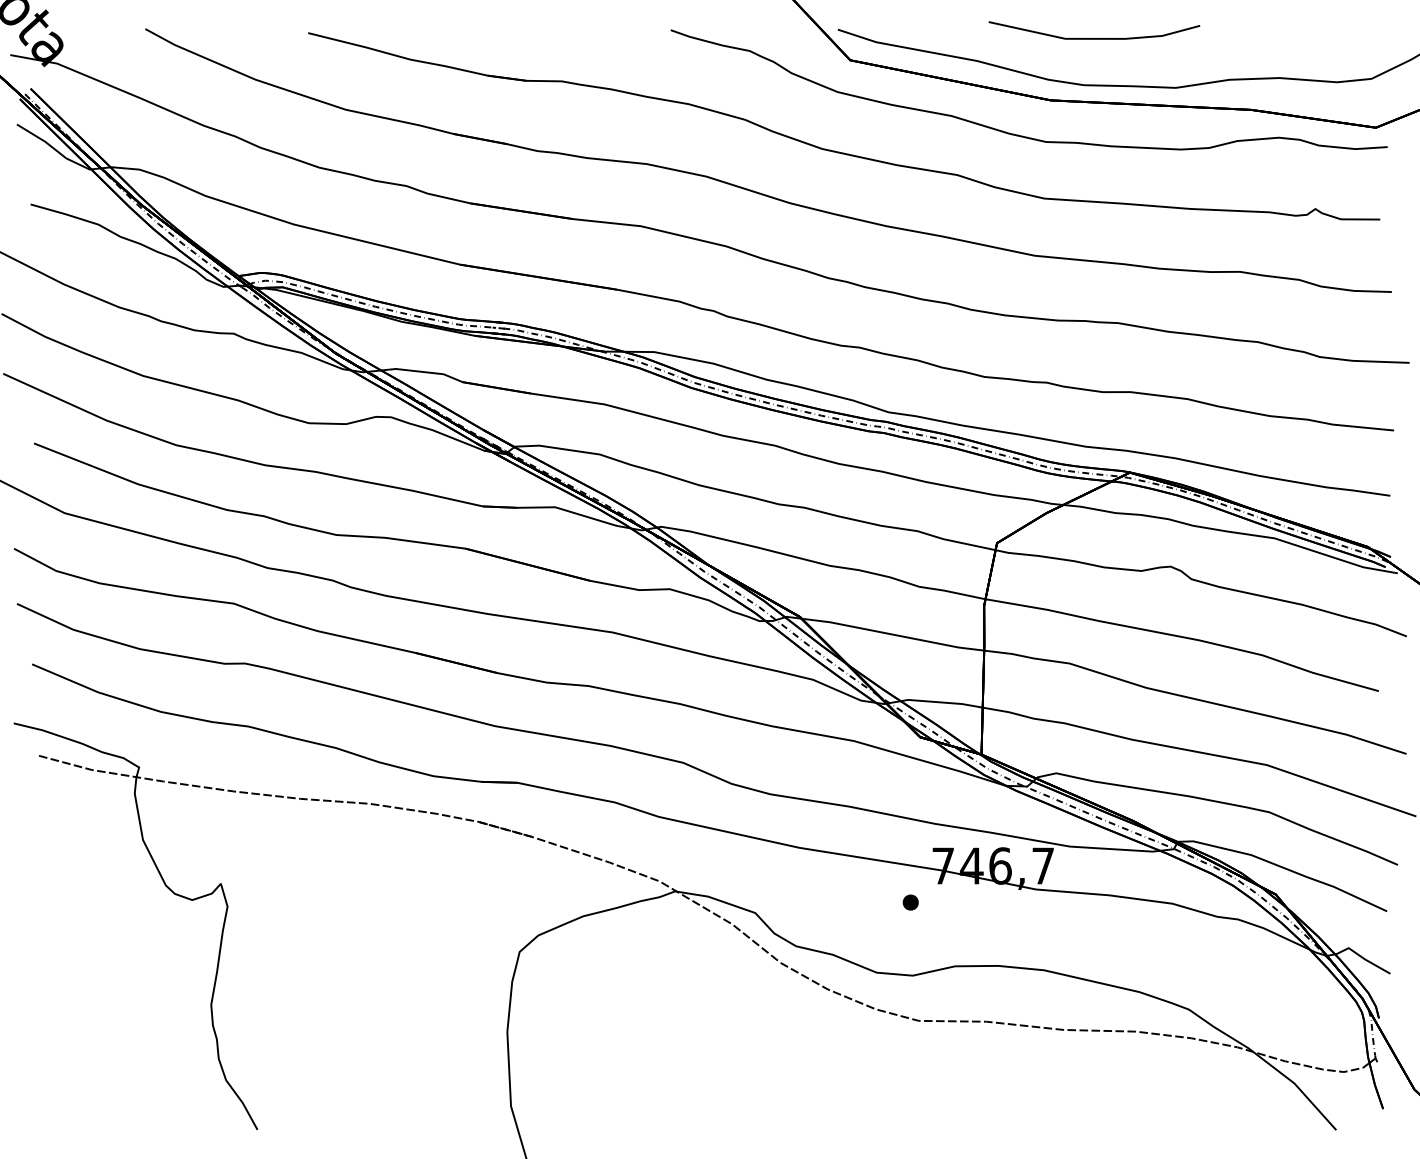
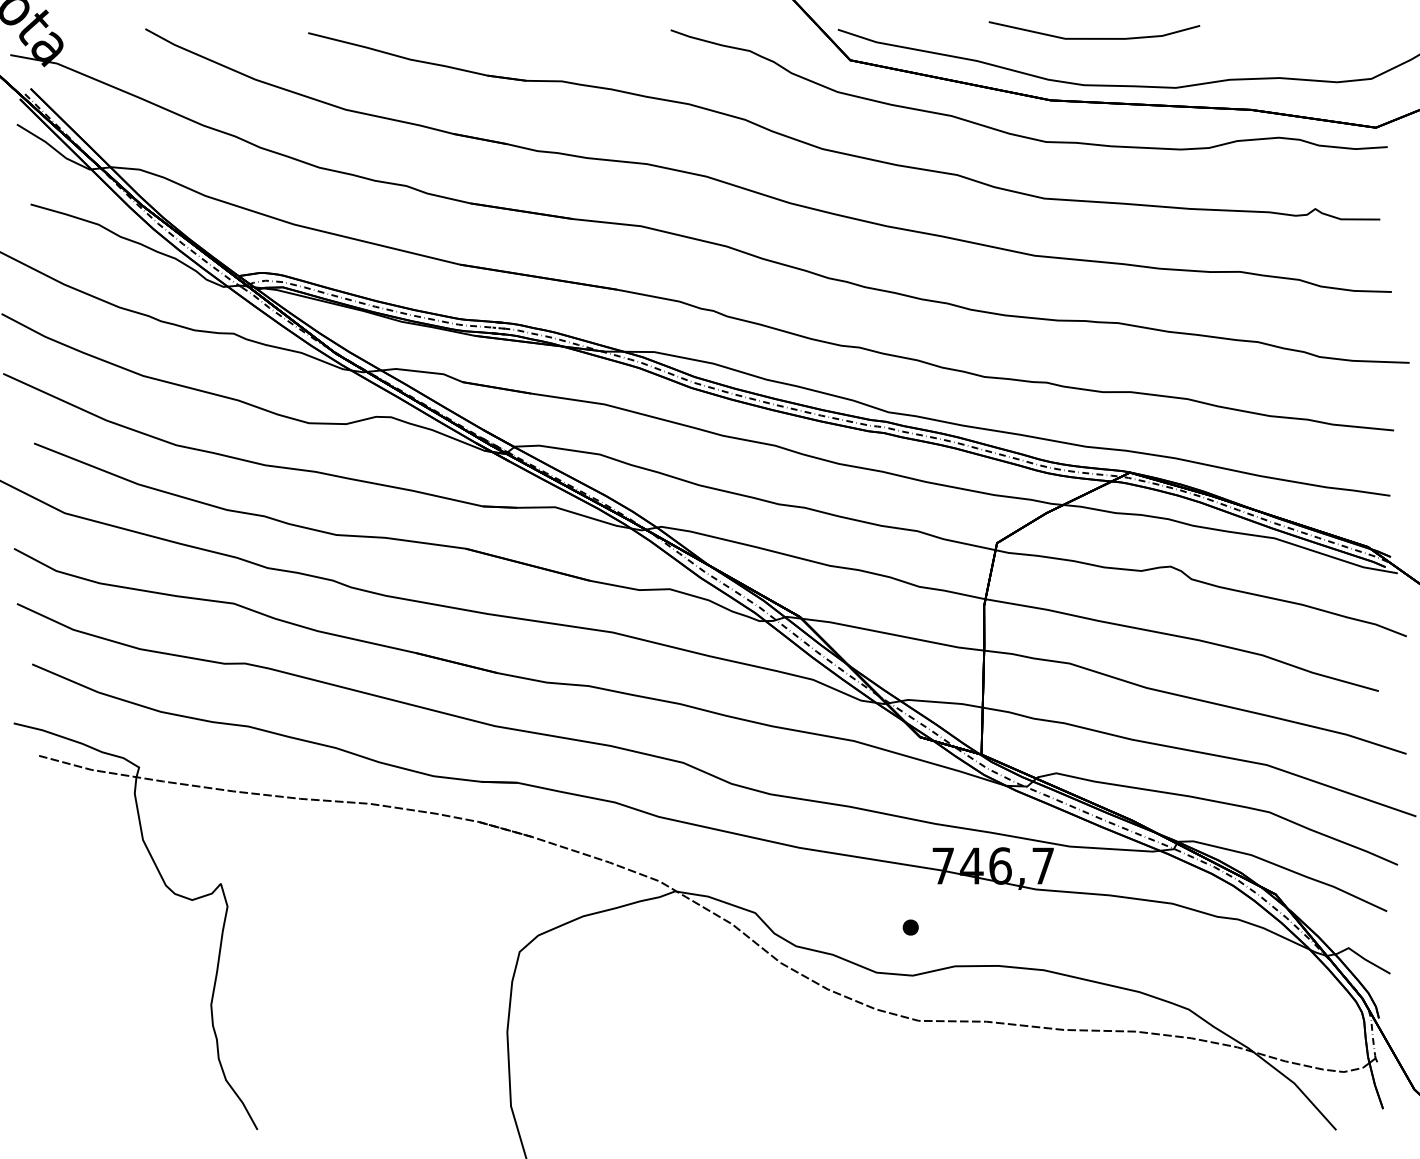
part position: (910, 902) -> (910, 927) (910, 927)
